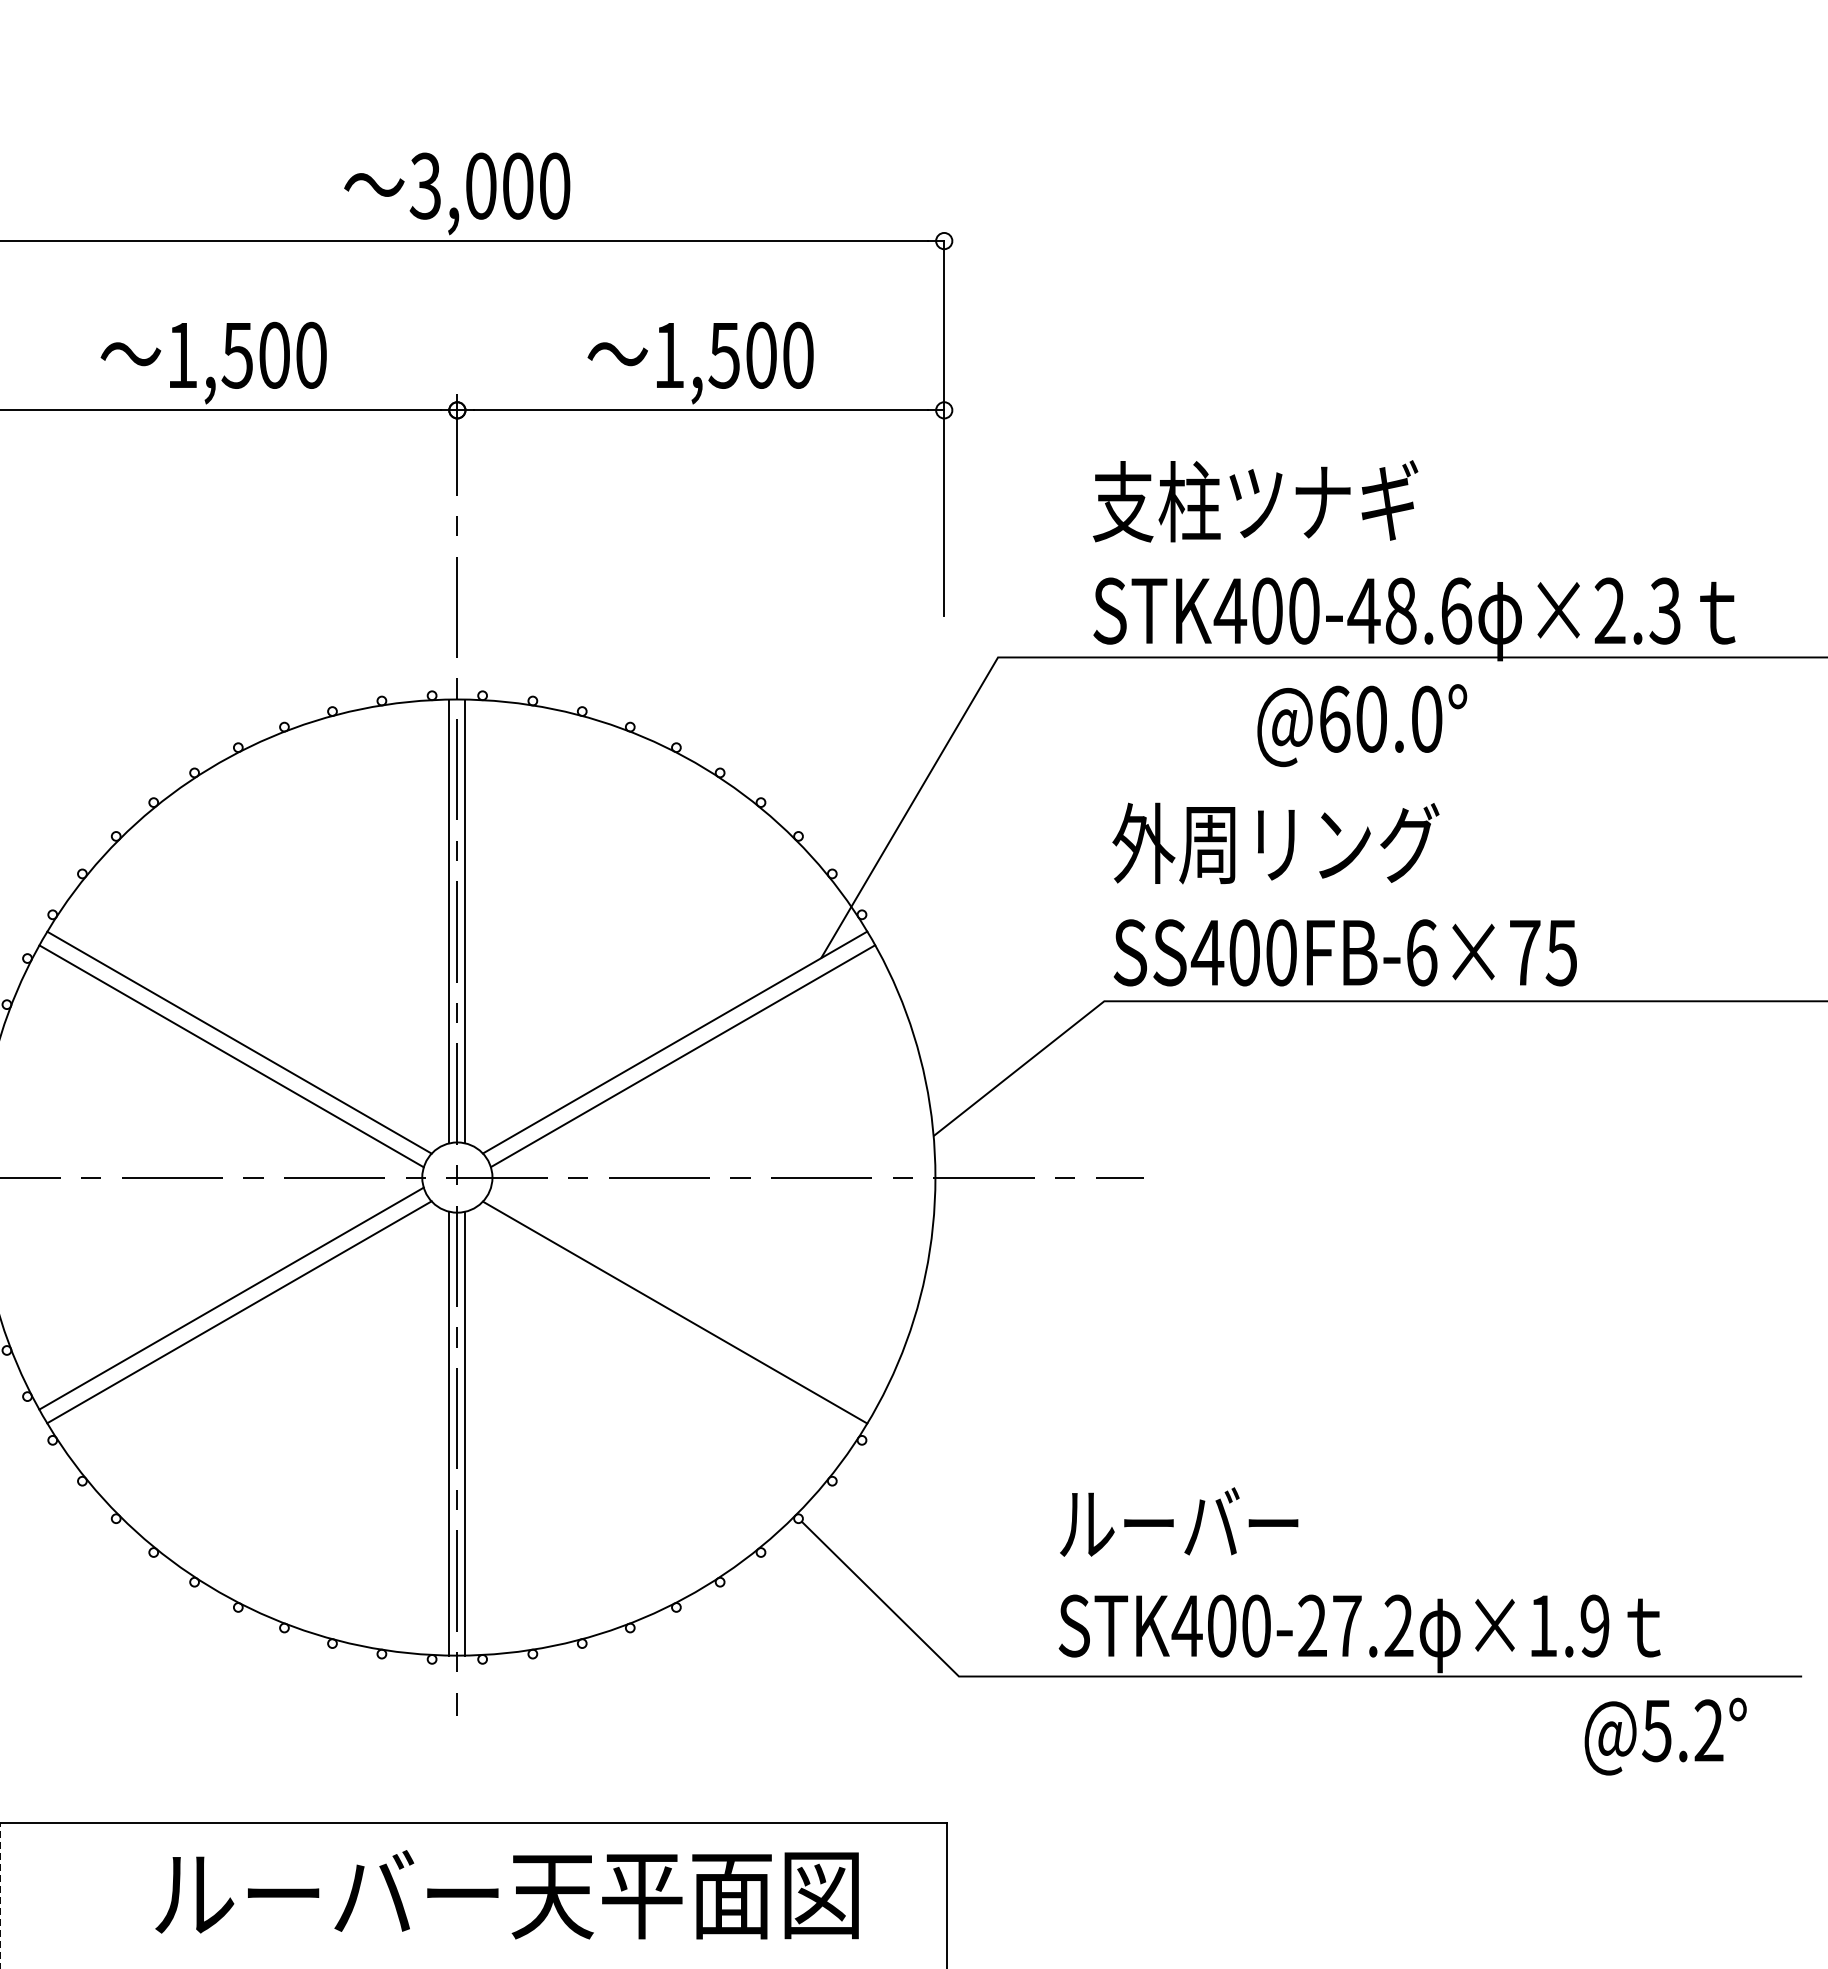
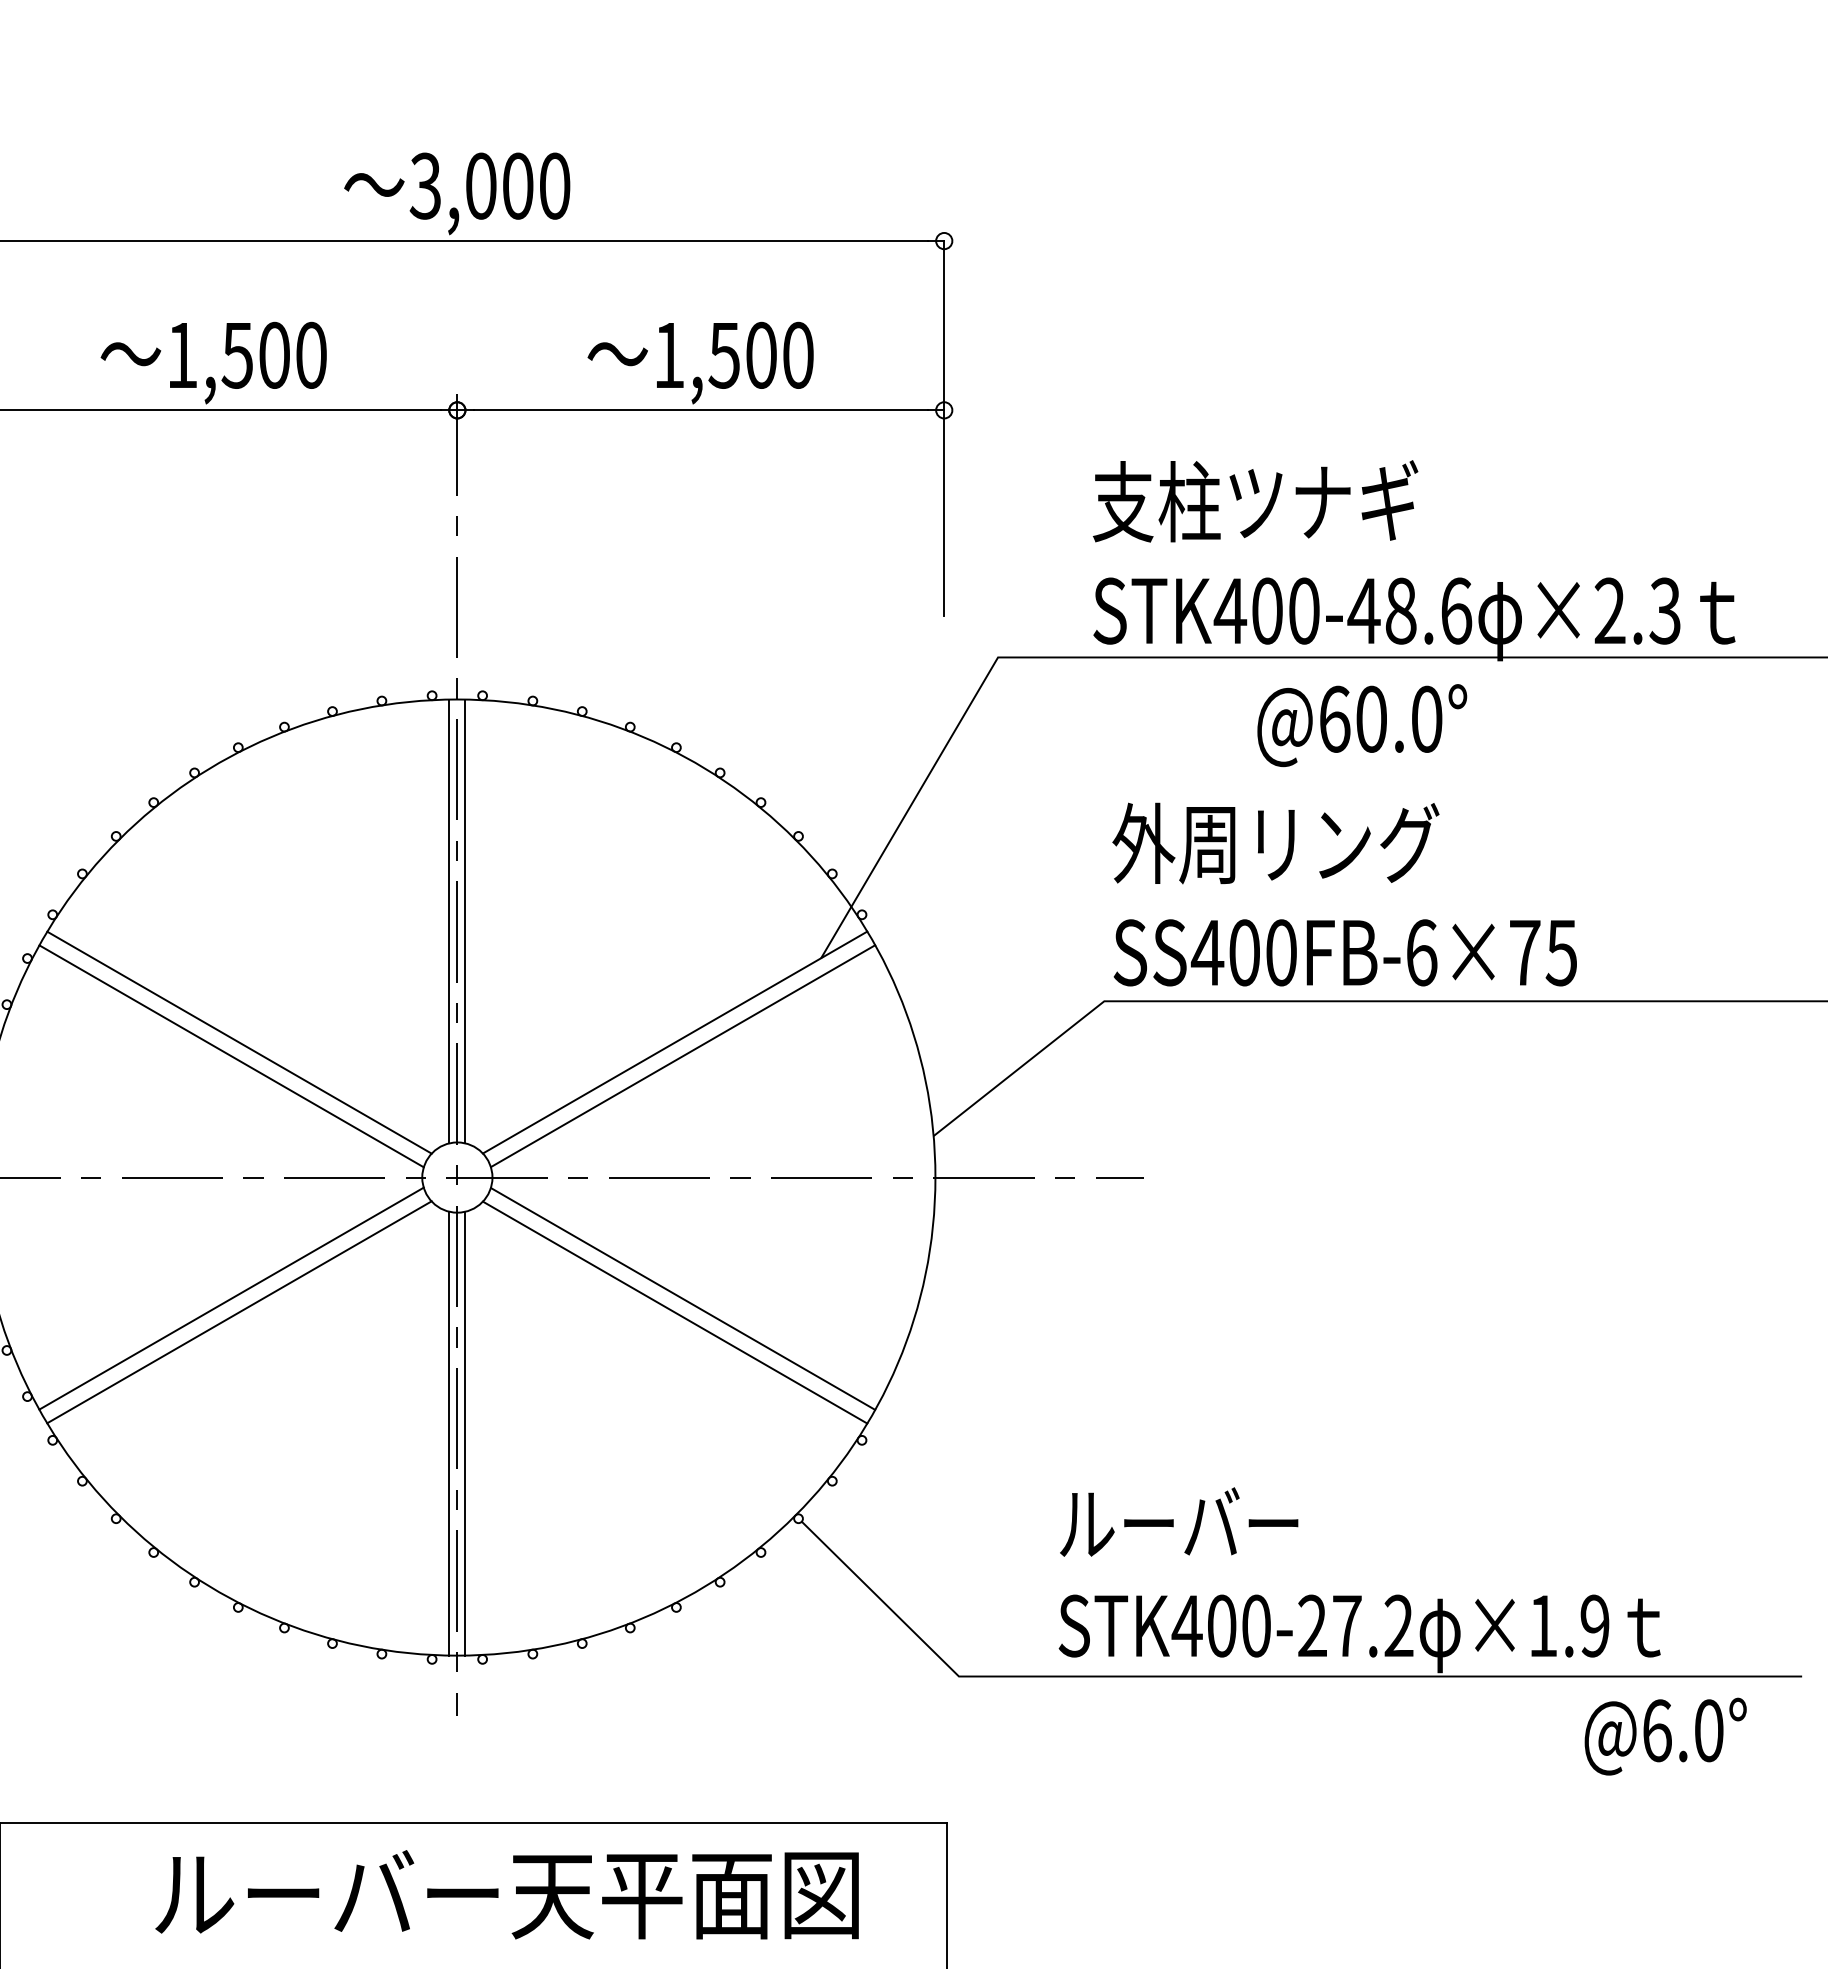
line: none -> present (682, 1298)
text: @5.2° -> @6.0° (1682, 1730)
line: dashed -> solid (0, 1895)
